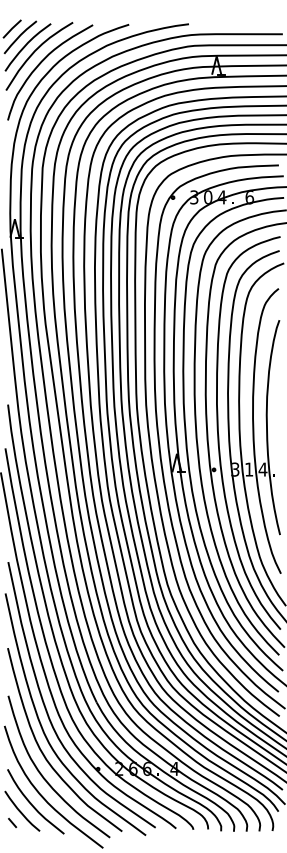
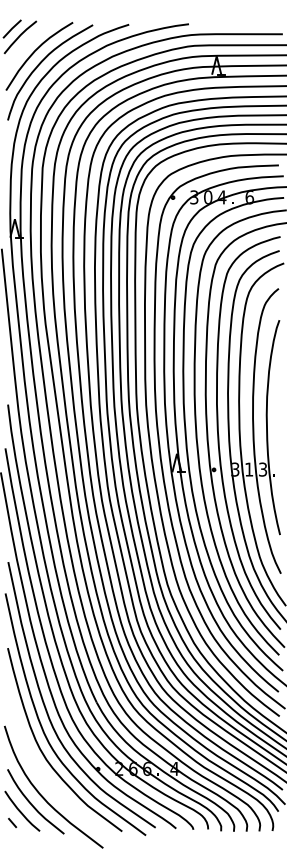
curve: present -> none (26, 46)
text: 4 -> 3 (262, 469)
curve: present -> none (45, 778)
